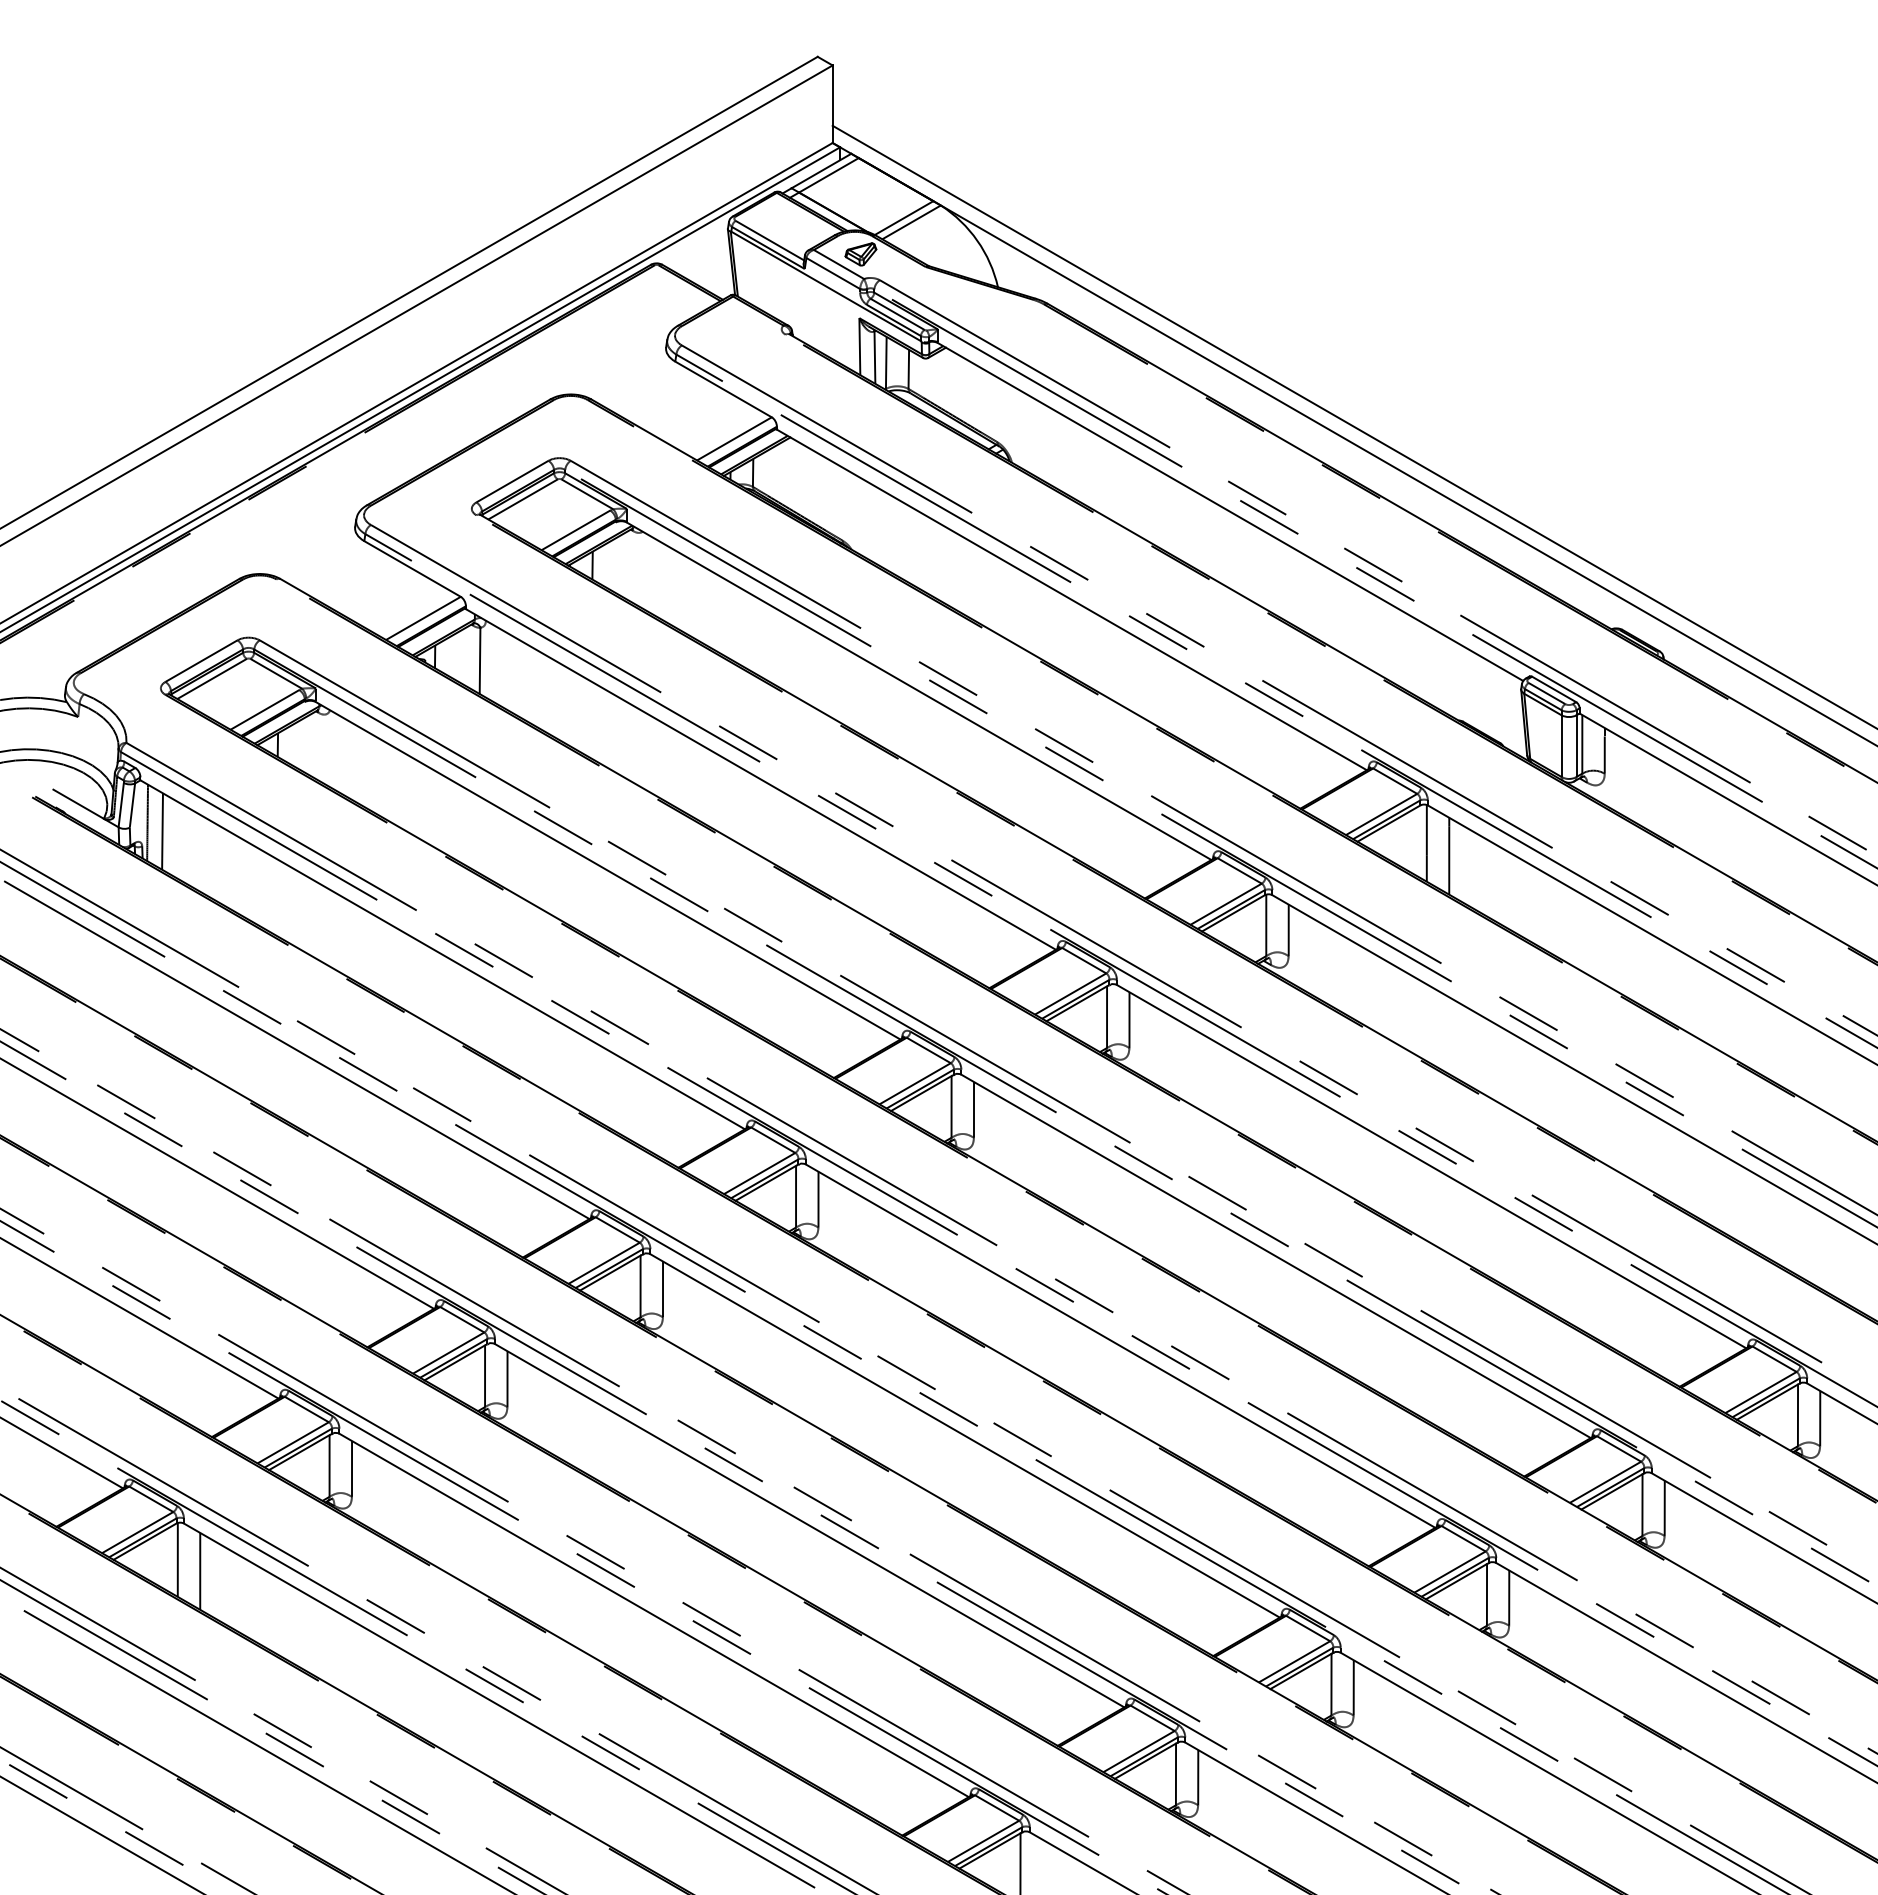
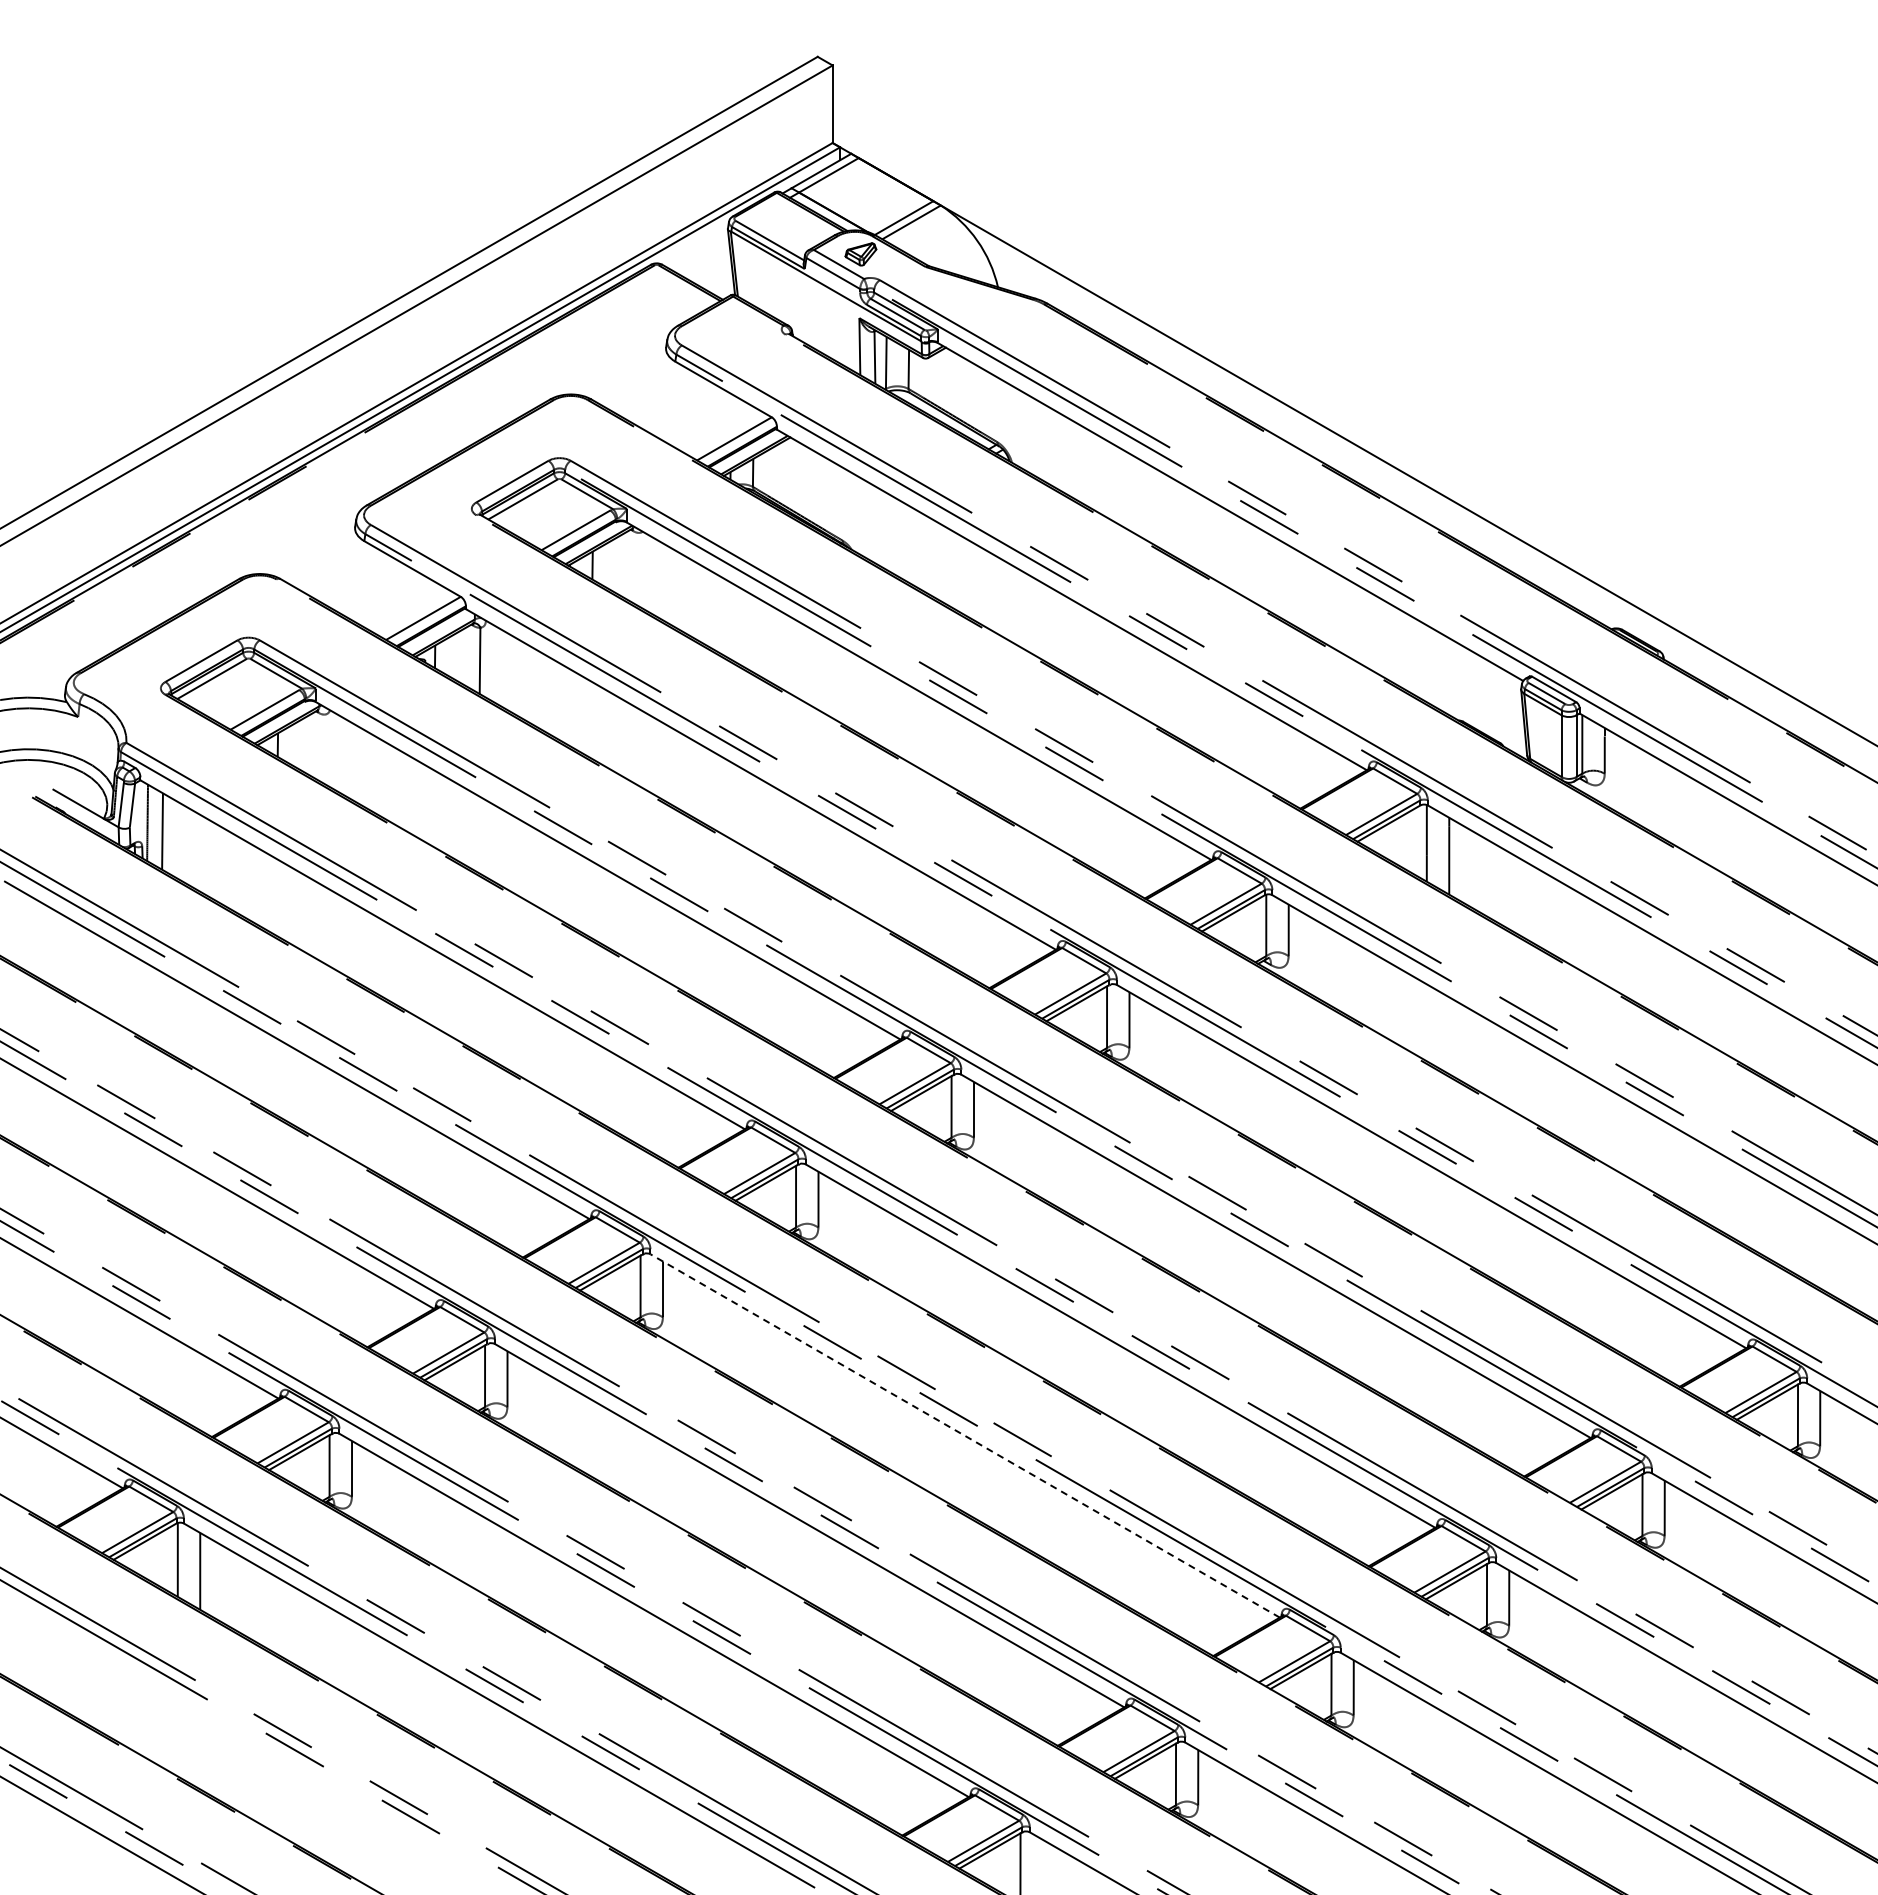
line: present -> none (1353, 426)
line: solid -> dashed (964, 1435)
line: present -> none (267, 1751)
